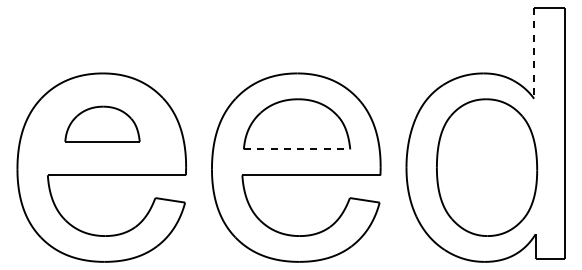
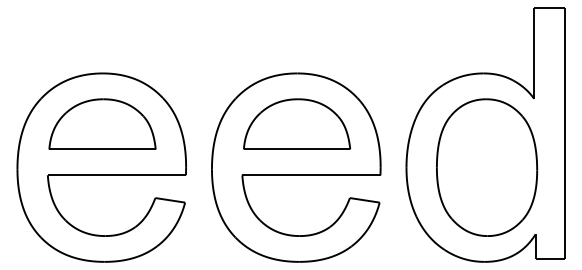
line: dashed -> solid (534, 53)
part size: 77x38 px -> 109x52 px (102, 123)
line: dashed -> solid (297, 149)
